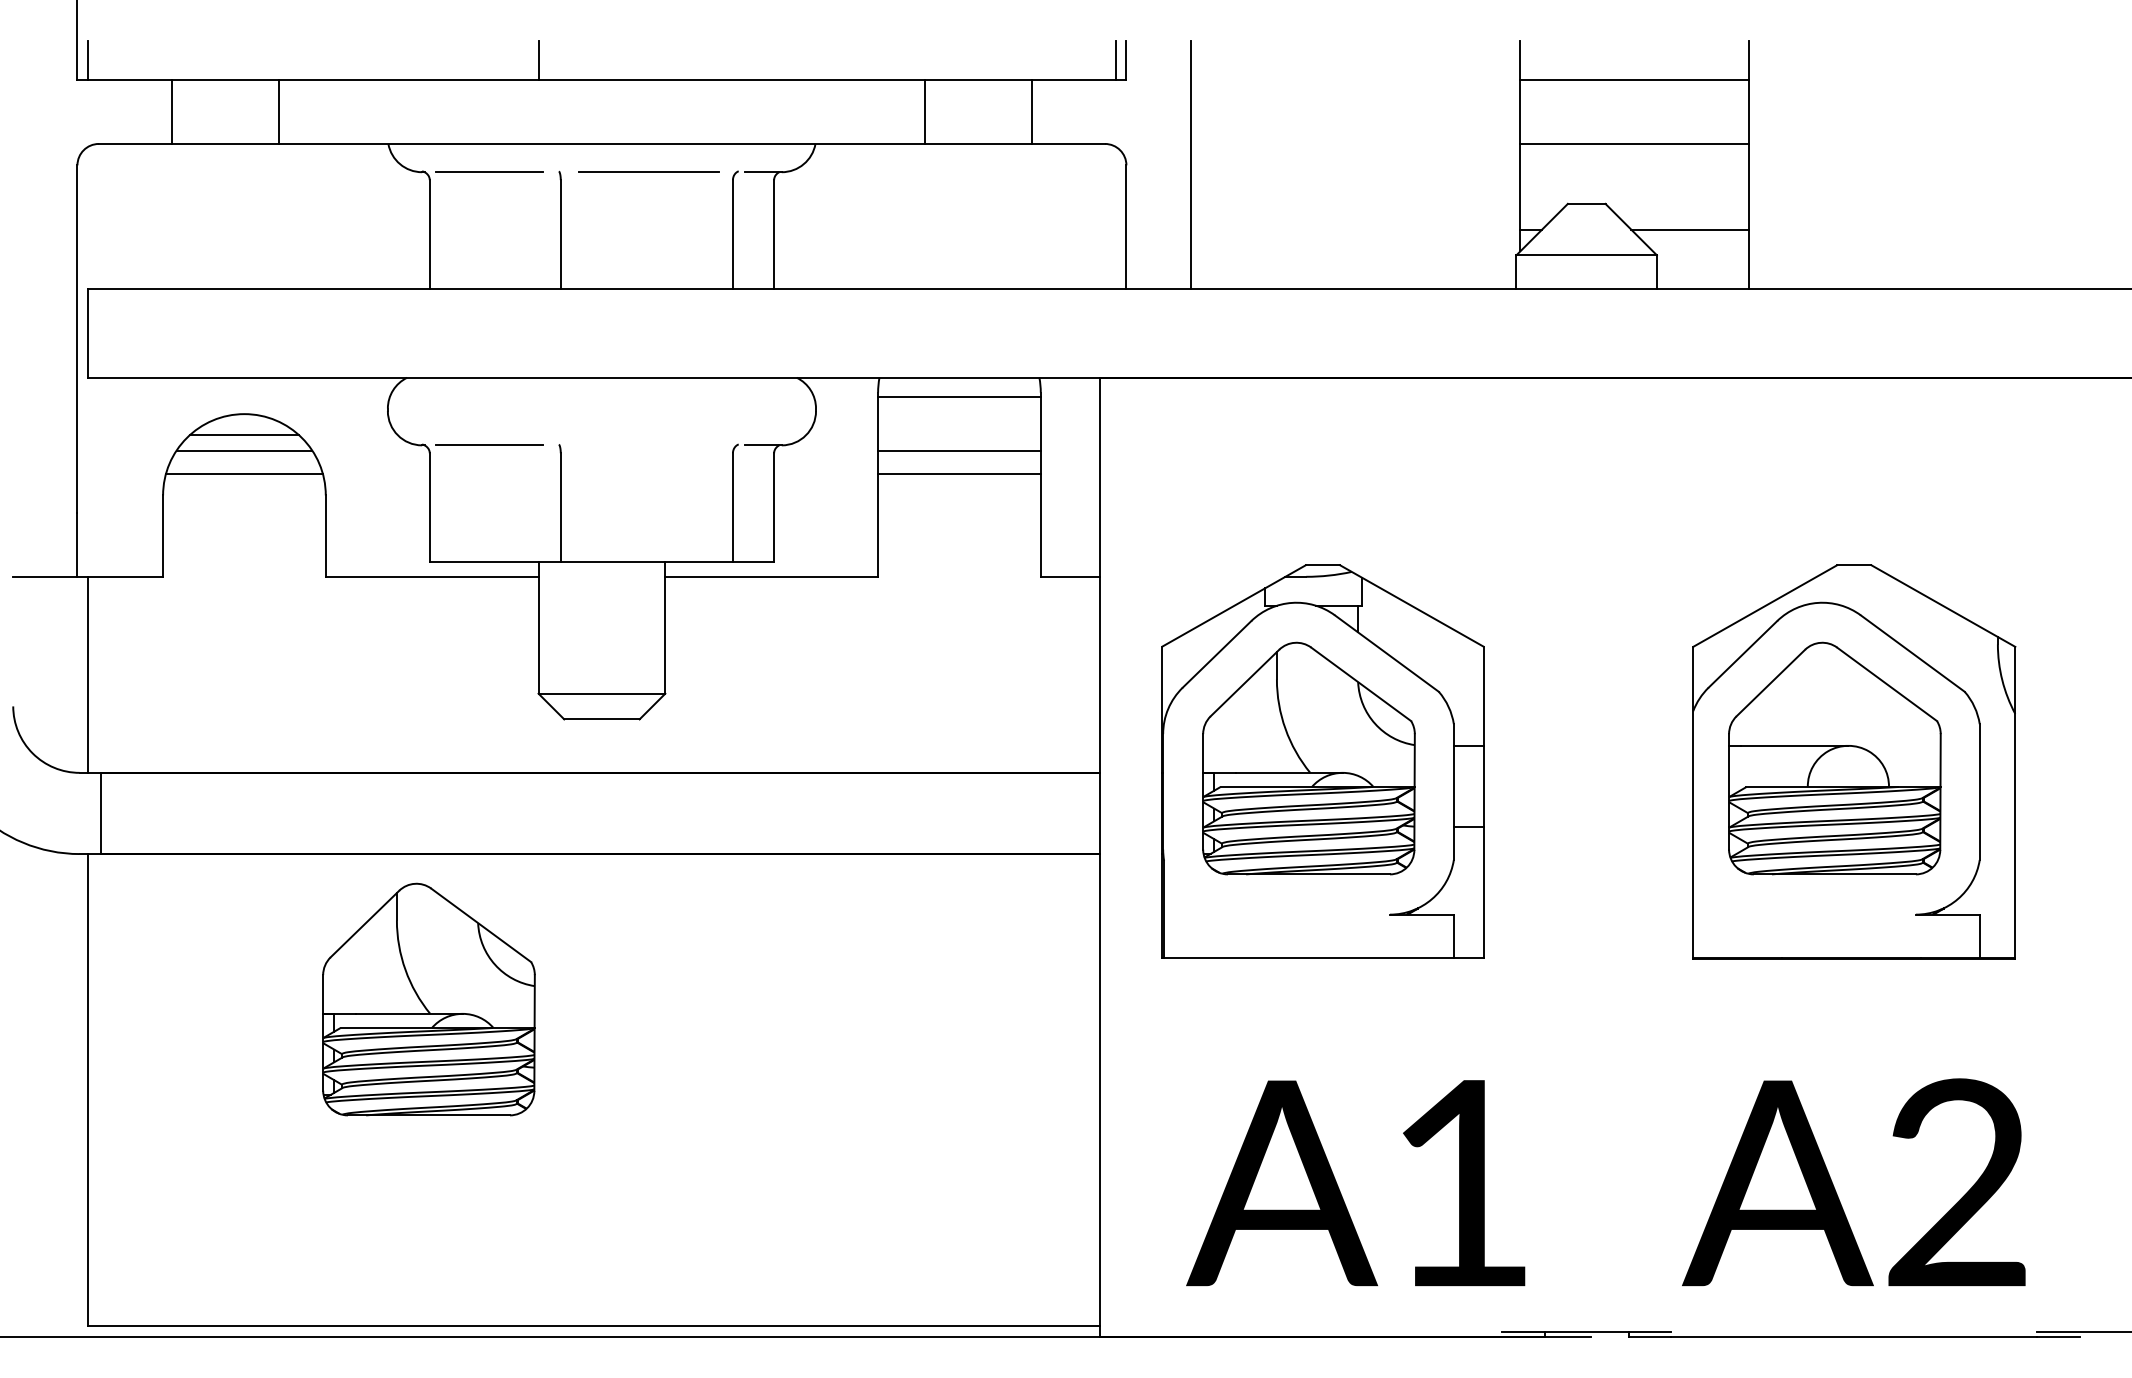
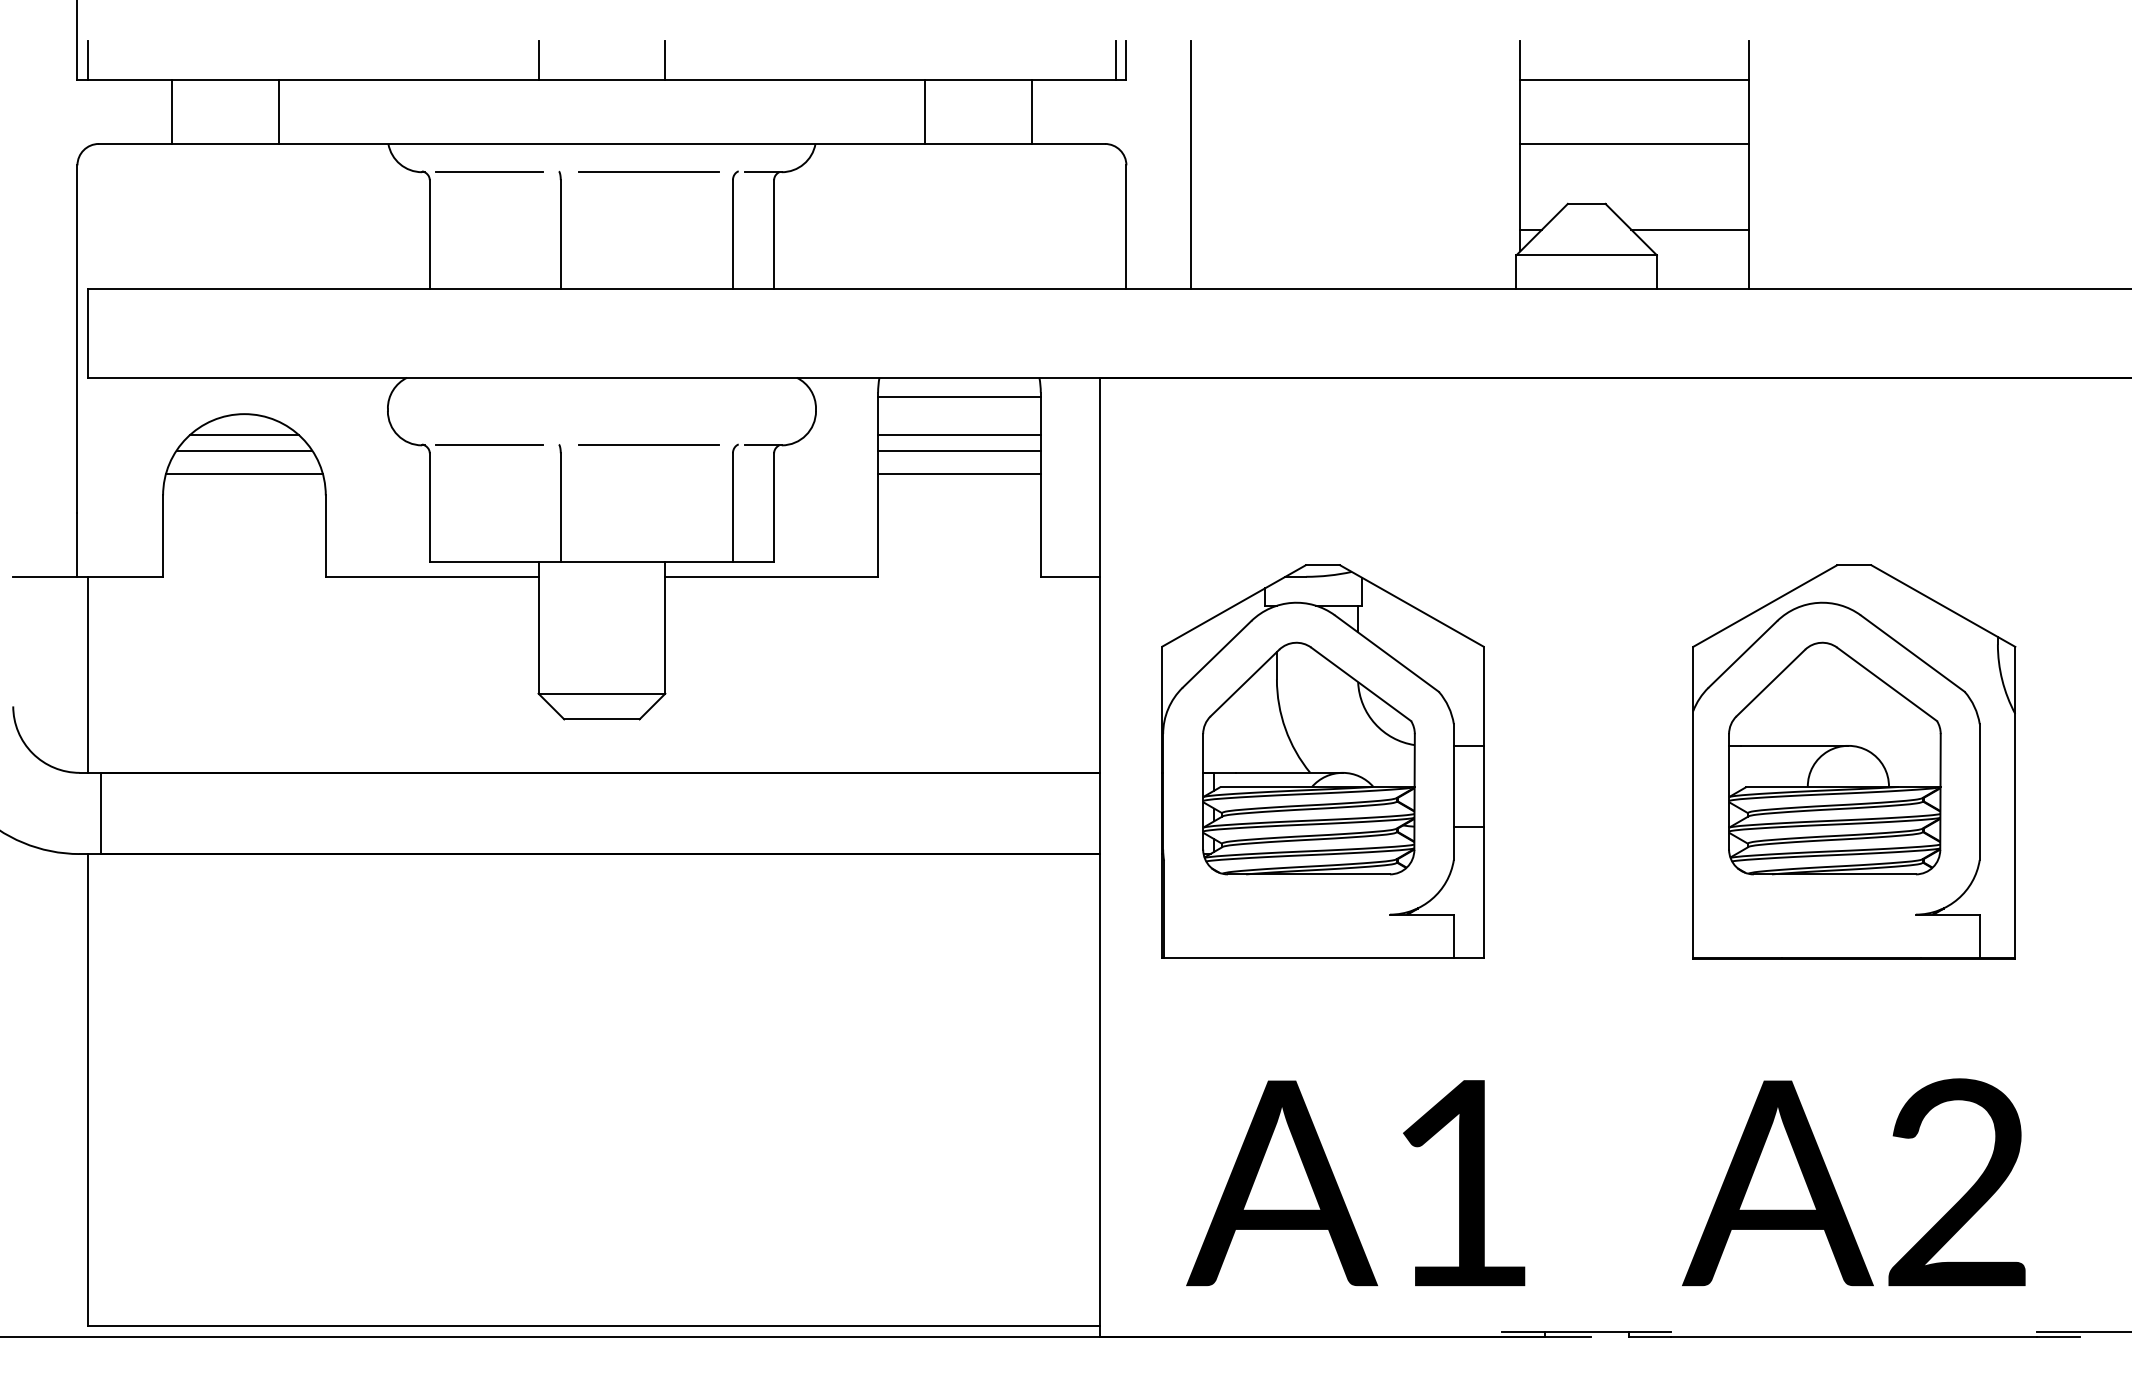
line: none -> present (665, 60)
line: none -> present (959, 434)
line: none -> present (649, 445)
part: present -> none (428, 999)
